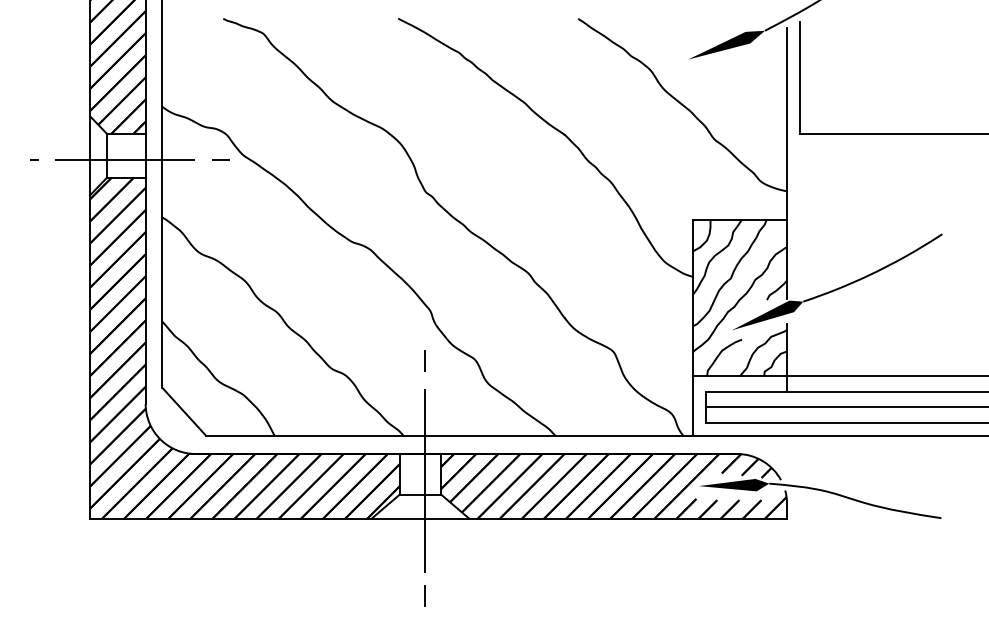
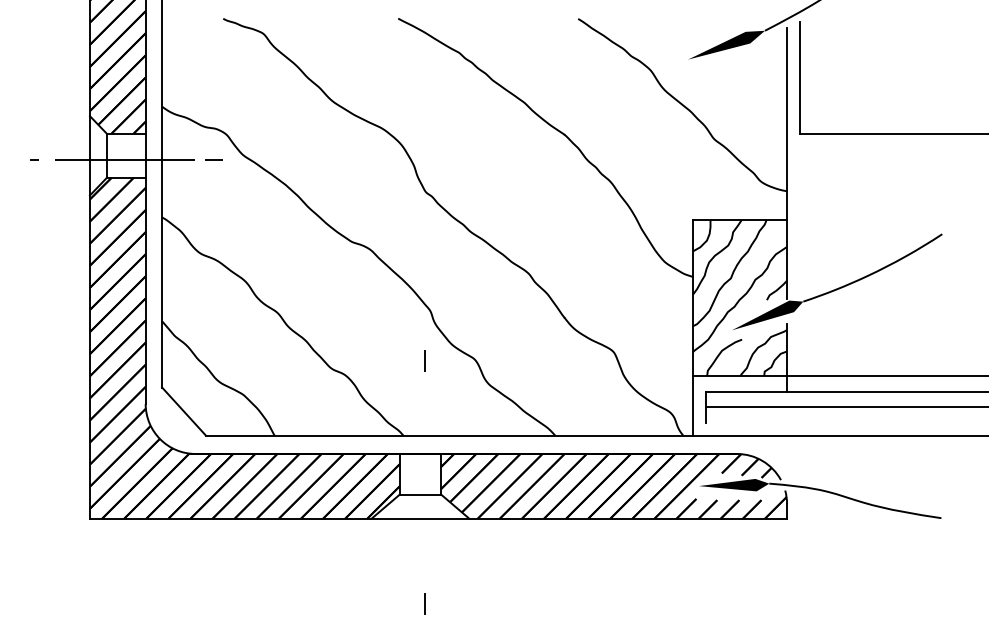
line position: (220, 159) -> (213, 159) (213, 159)
line: present -> none (845, 423)
line: present -> none (424, 480)
line position: (424, 595) -> (424, 603) (424, 603)
